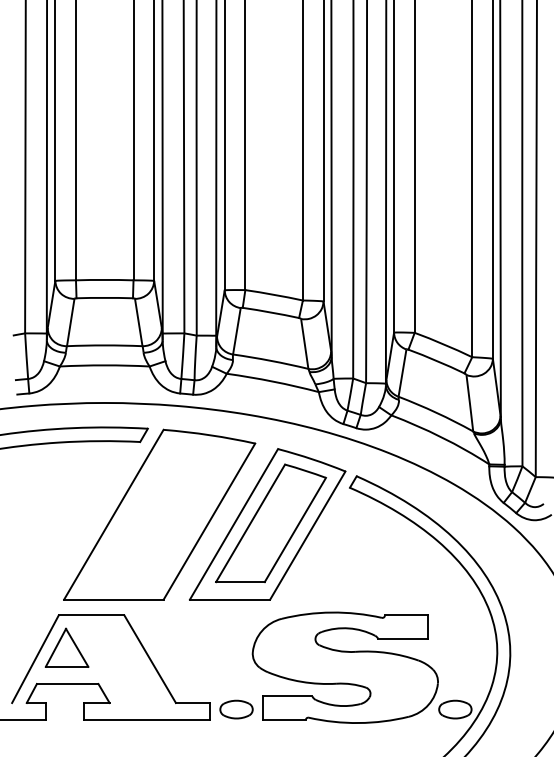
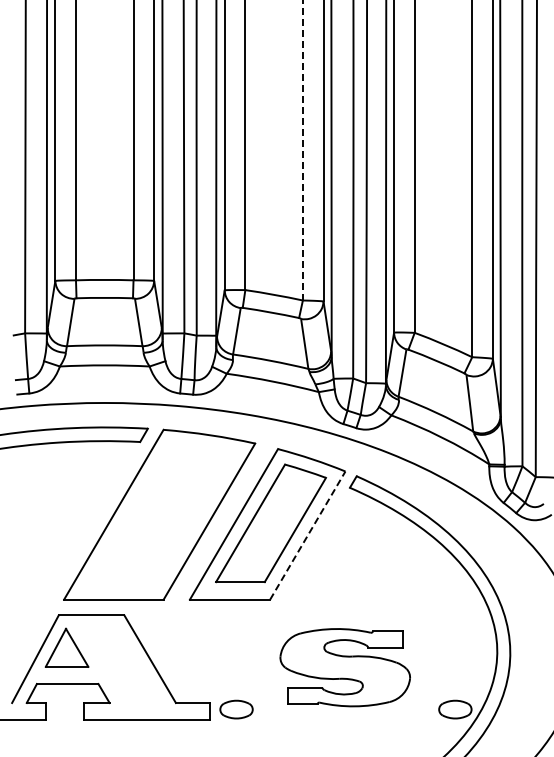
line: solid -> dashed (302, 150)
line: solid -> dashed (308, 535)
part size: 188x113 px -> 132x80 px (344, 667)
